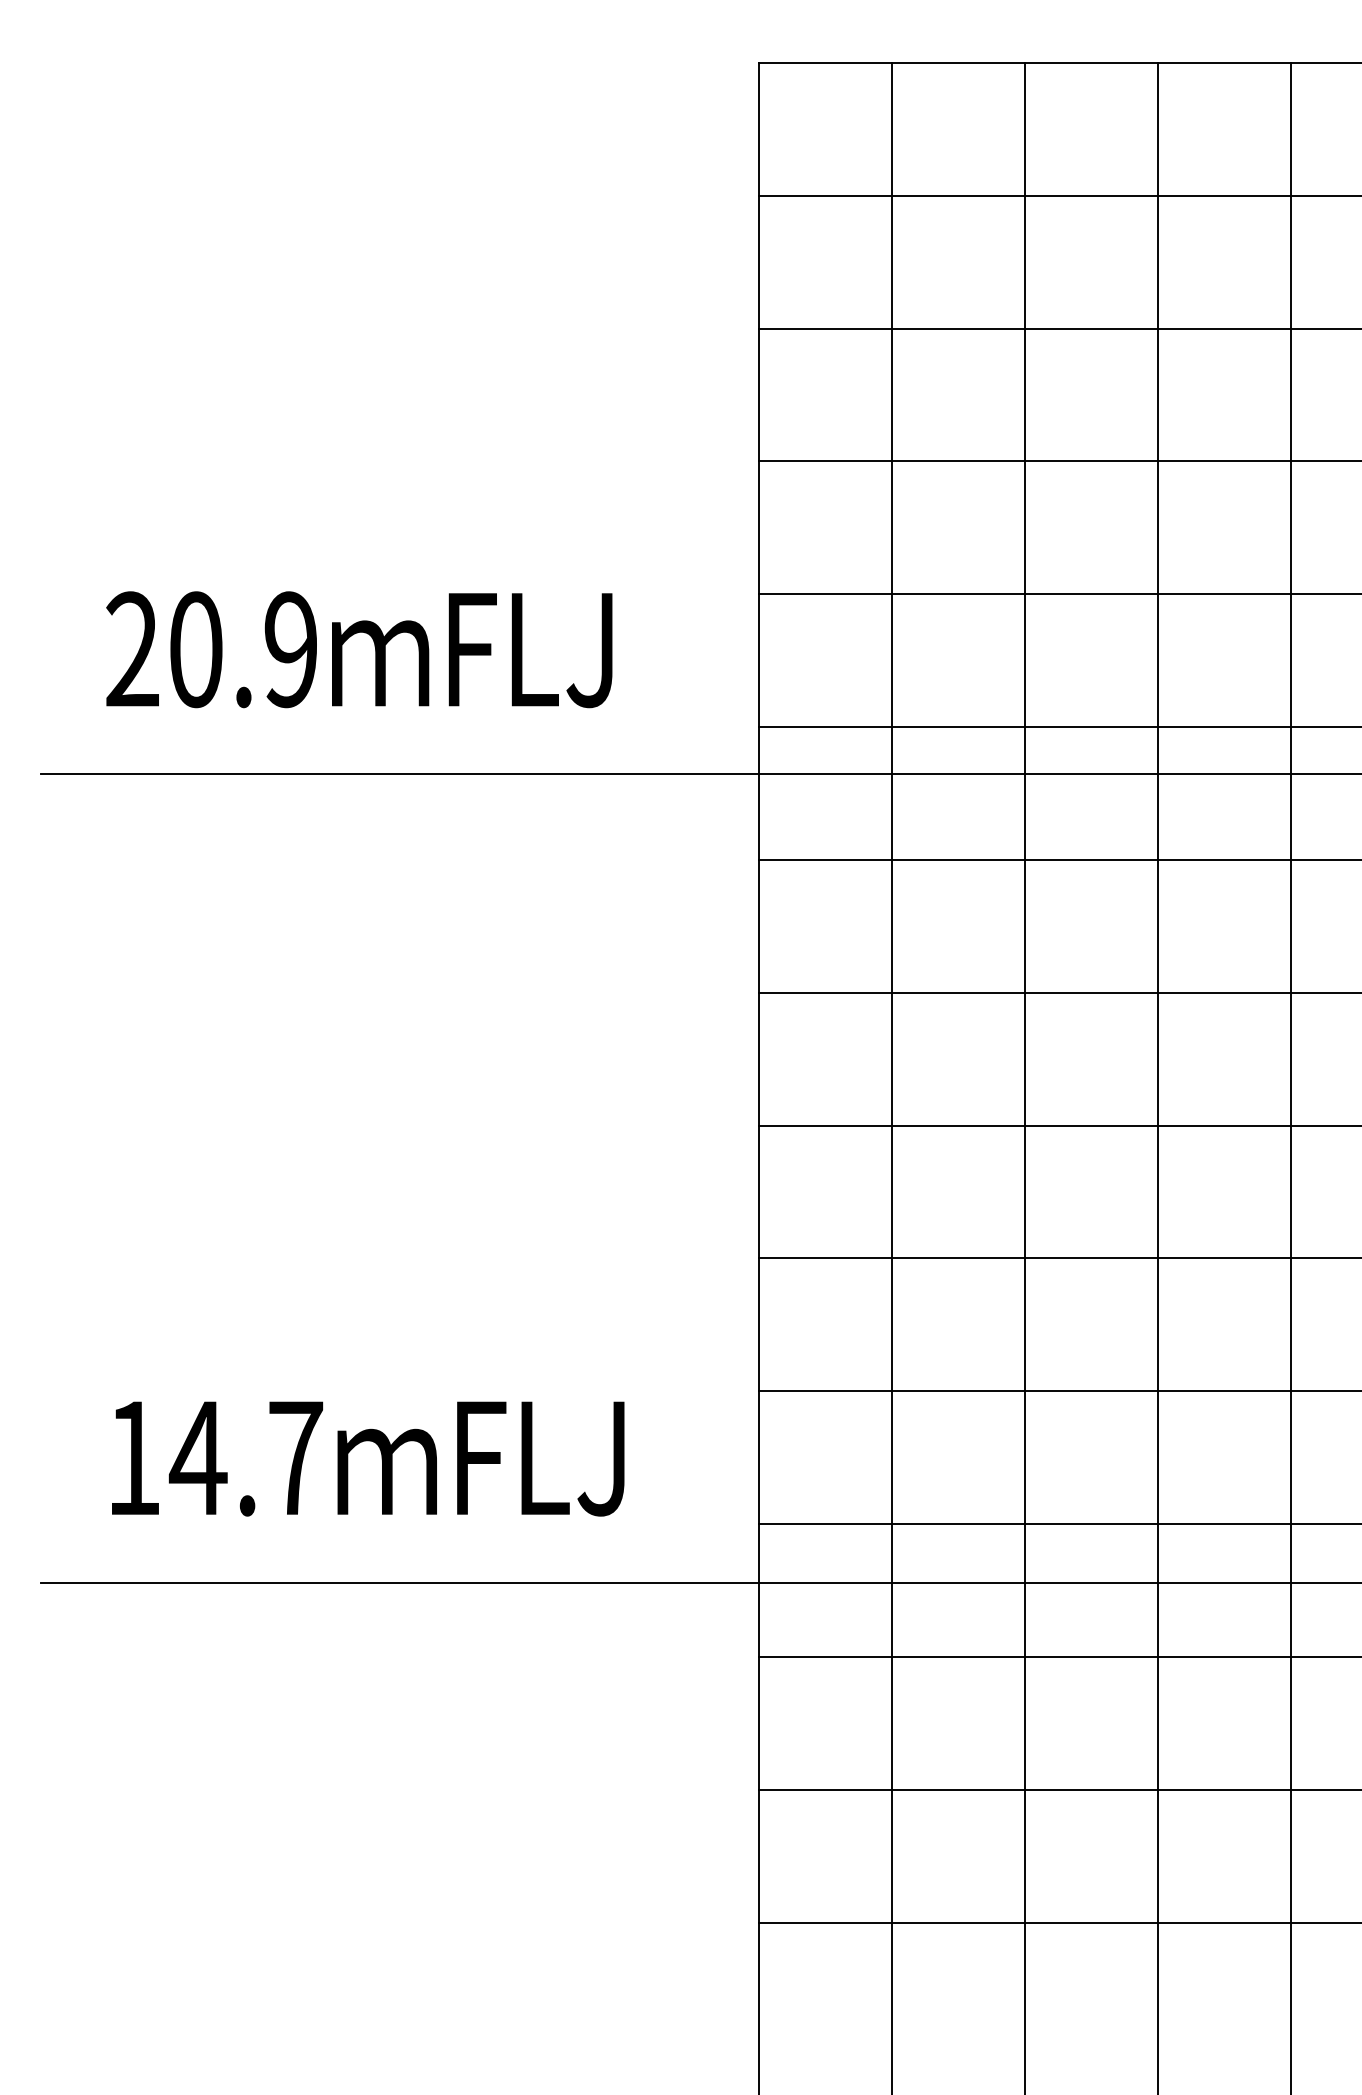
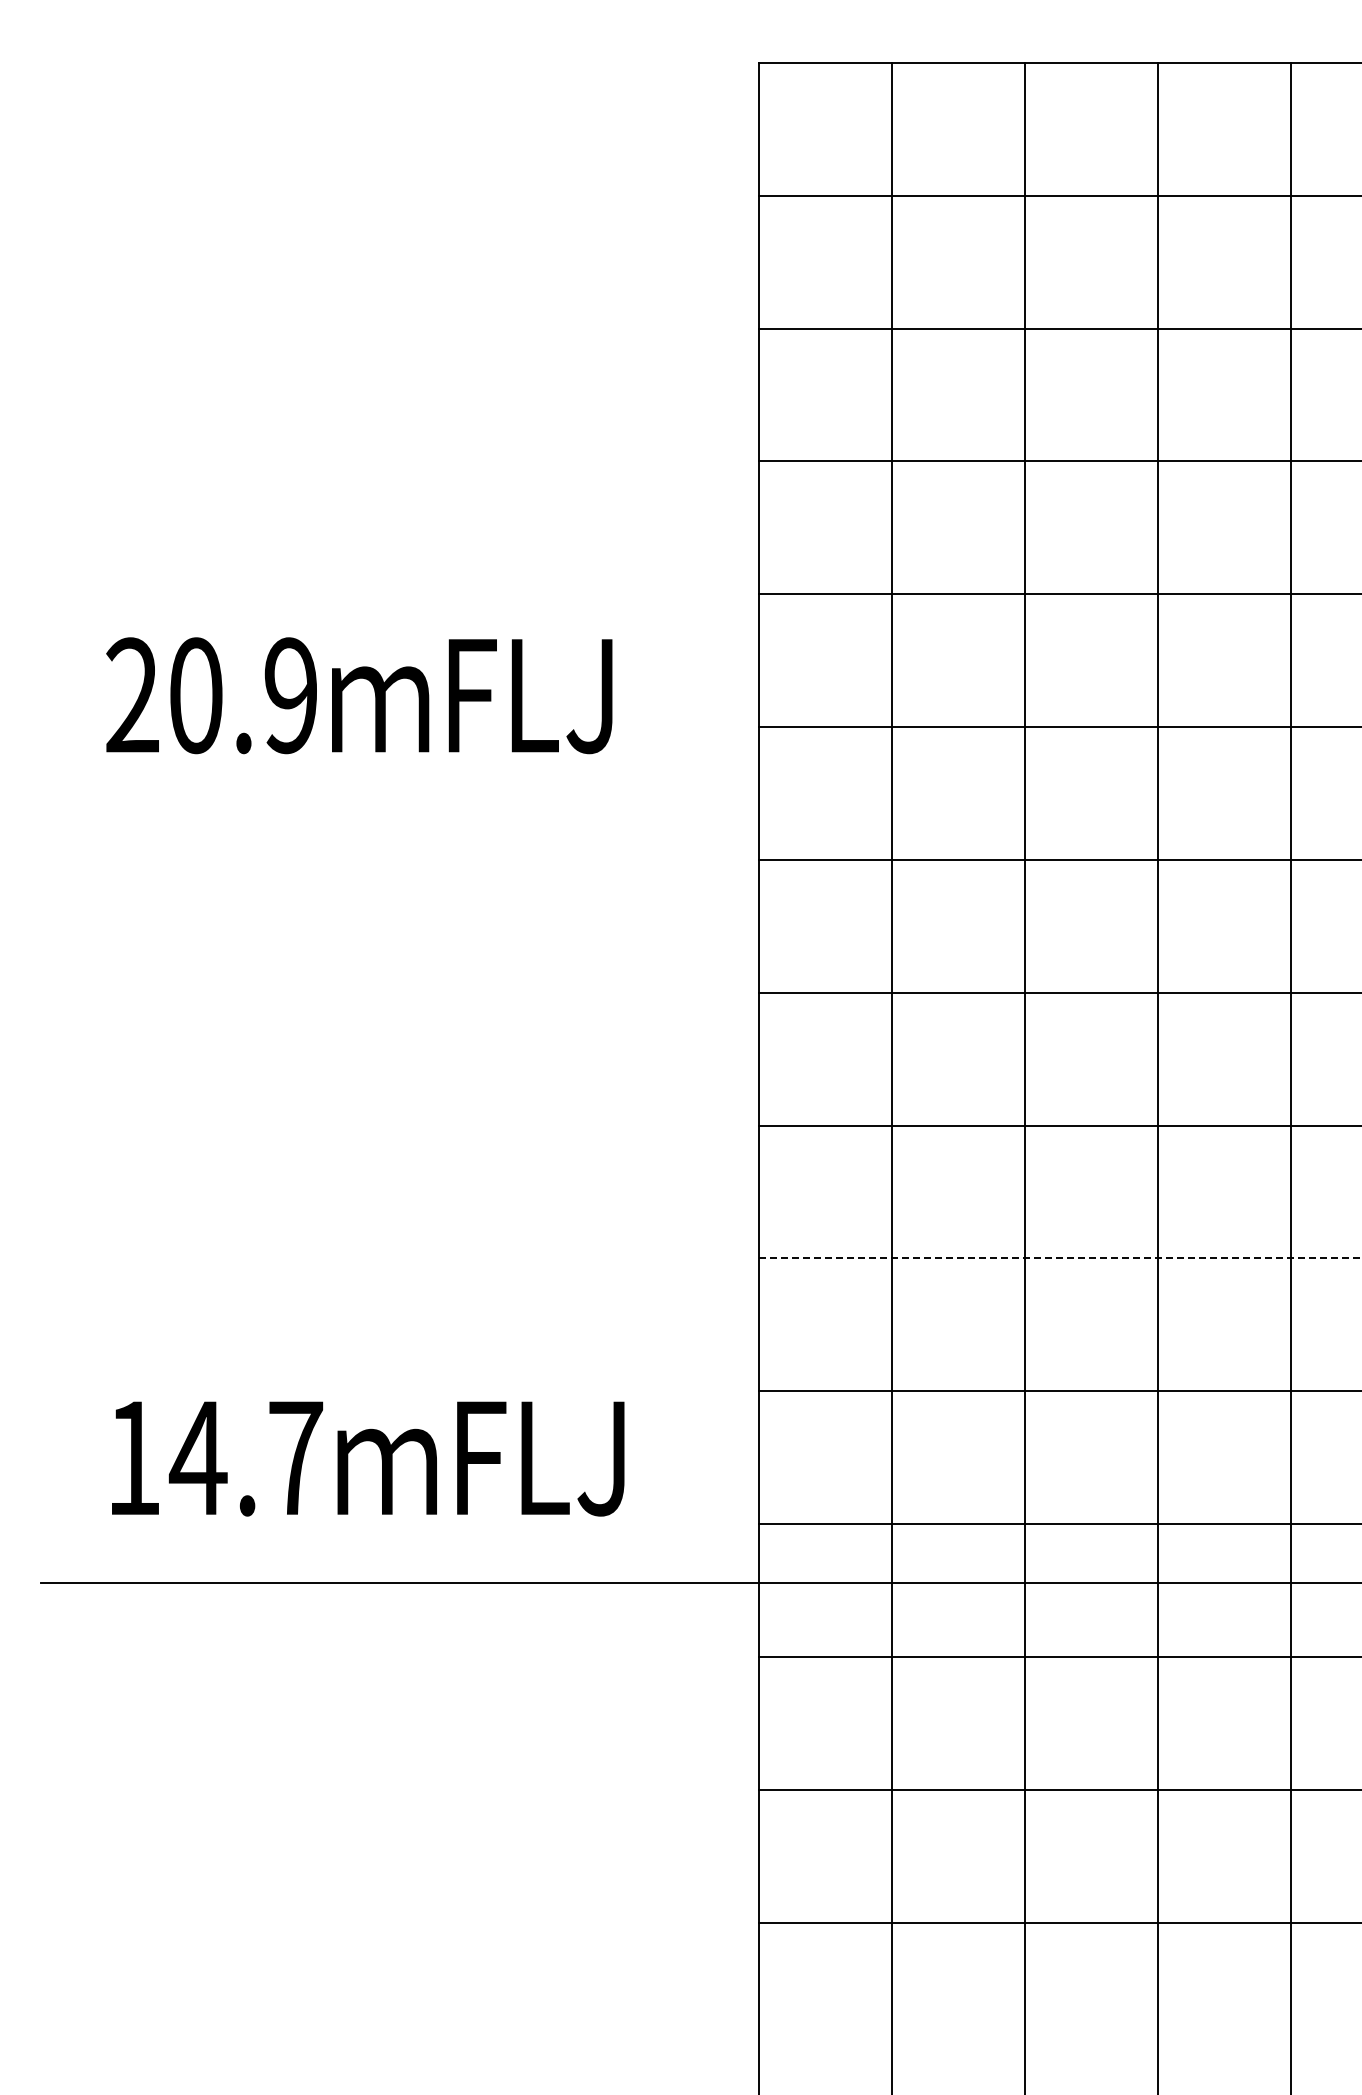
text position: (359, 649) -> (359, 695) (359, 695)
line: present -> none (699, 774)
line: solid -> dashed (1060, 1258)
